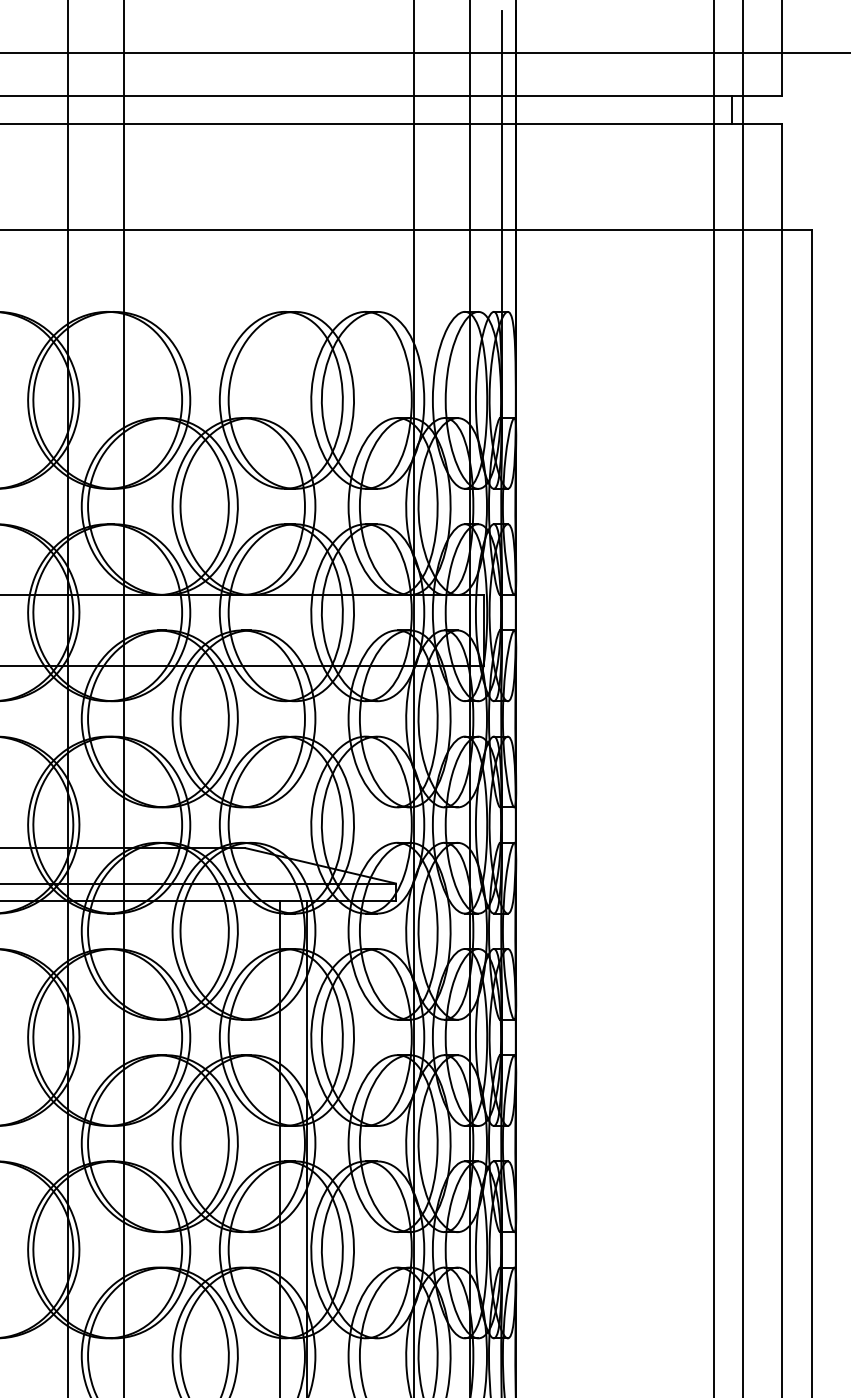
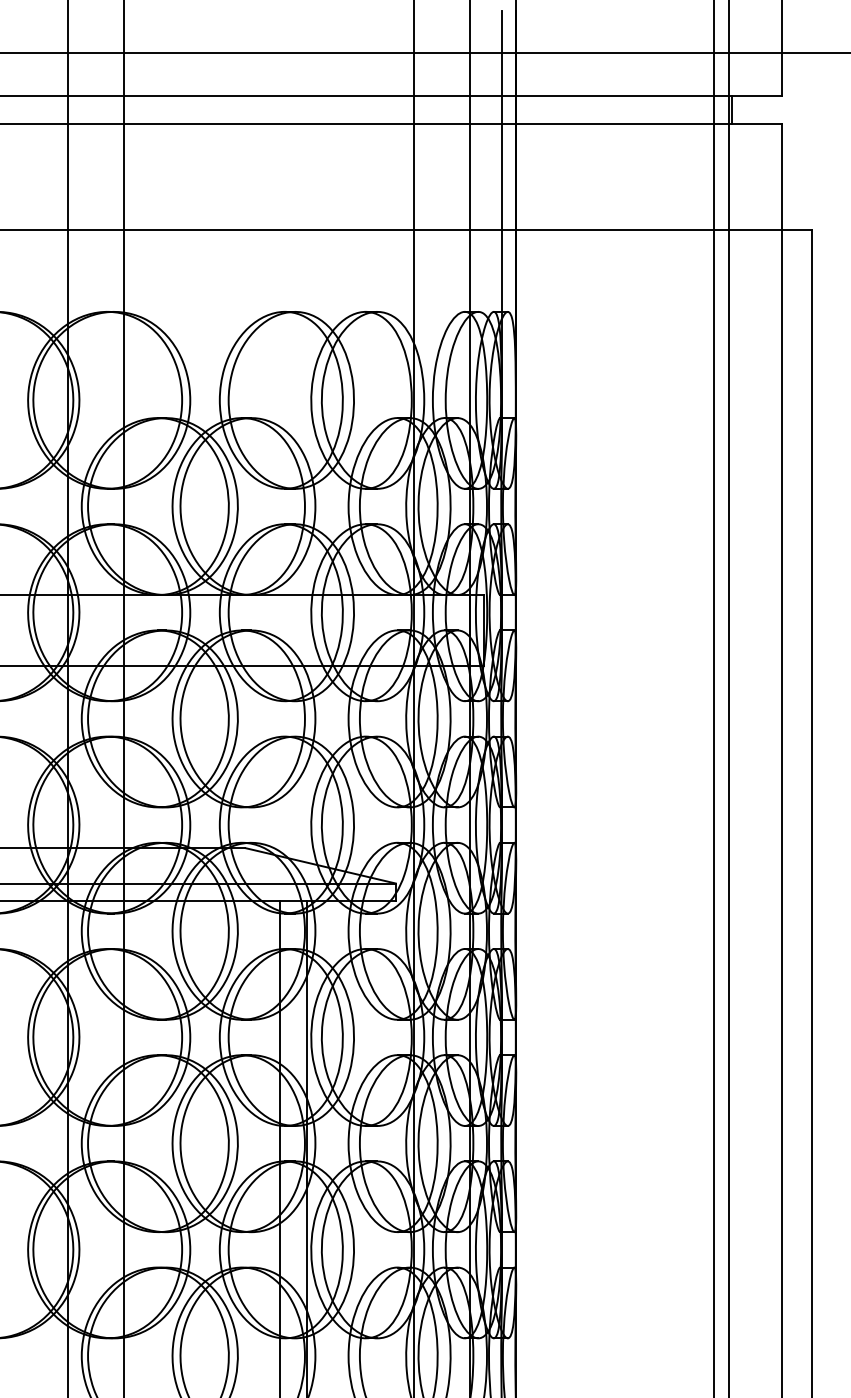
line position: (742, 698) -> (728, 698) (728, 698)
